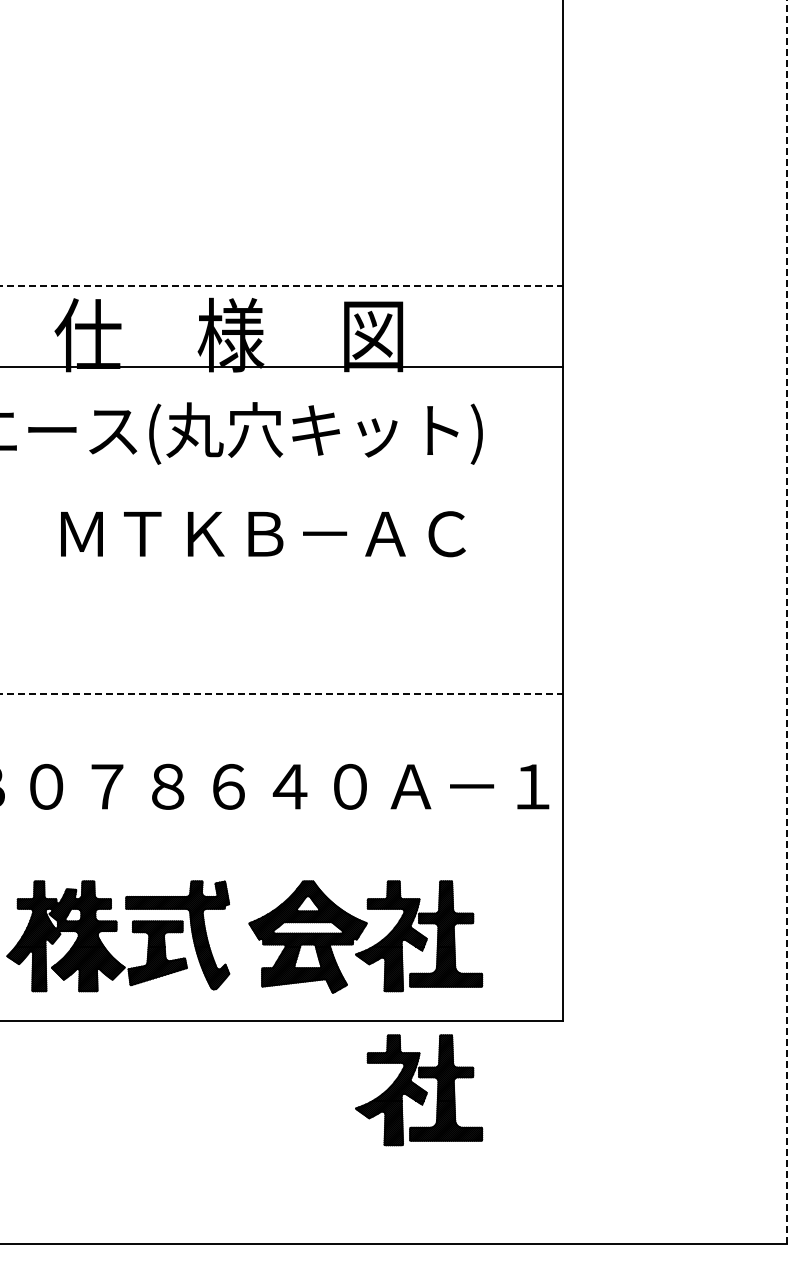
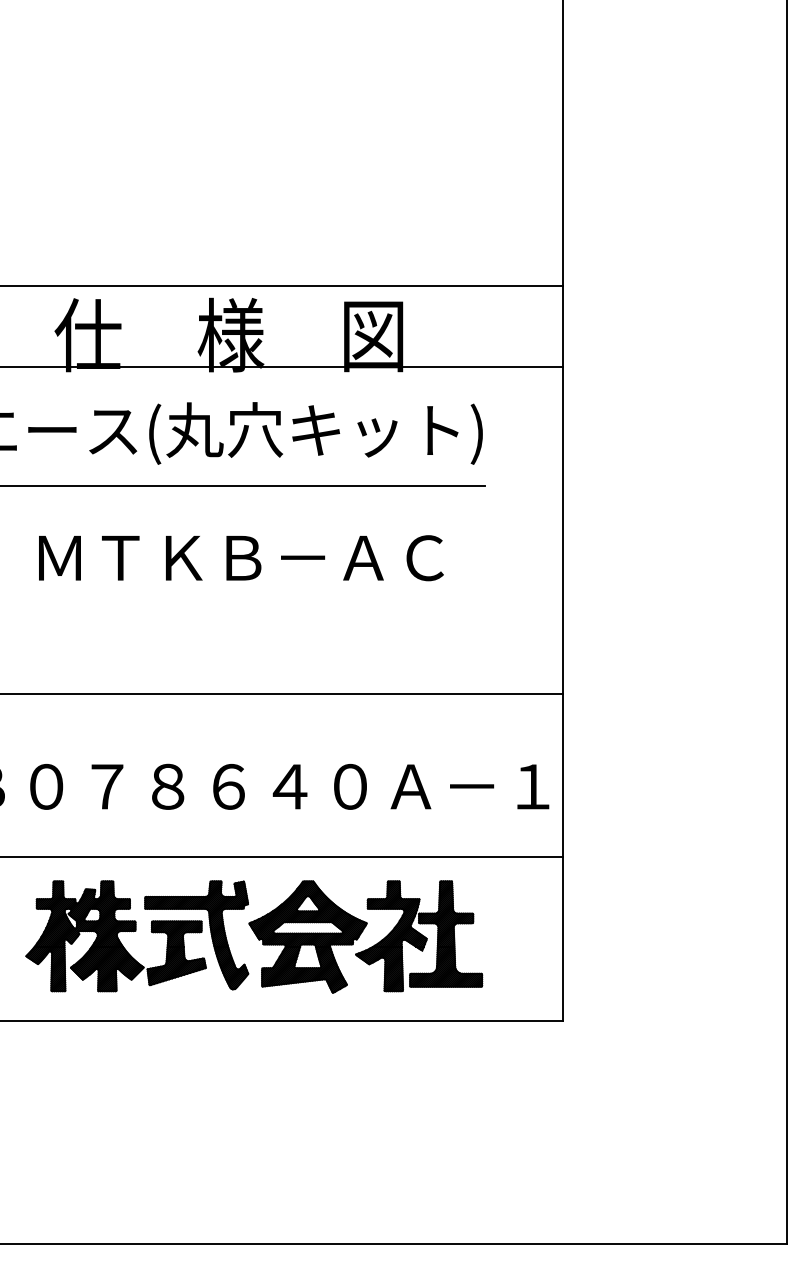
line: dashed -> solid (281, 285)
line: none -> present (243, 486)
text position: (263, 534) -> (241, 558) (241, 558)
line: dashed -> solid (786, 621)
line: dashed -> solid (281, 694)
line: none -> present (282, 857)
part position: (118, 936) -> (137, 936) (137, 936)
part: present -> none (419, 1090)
